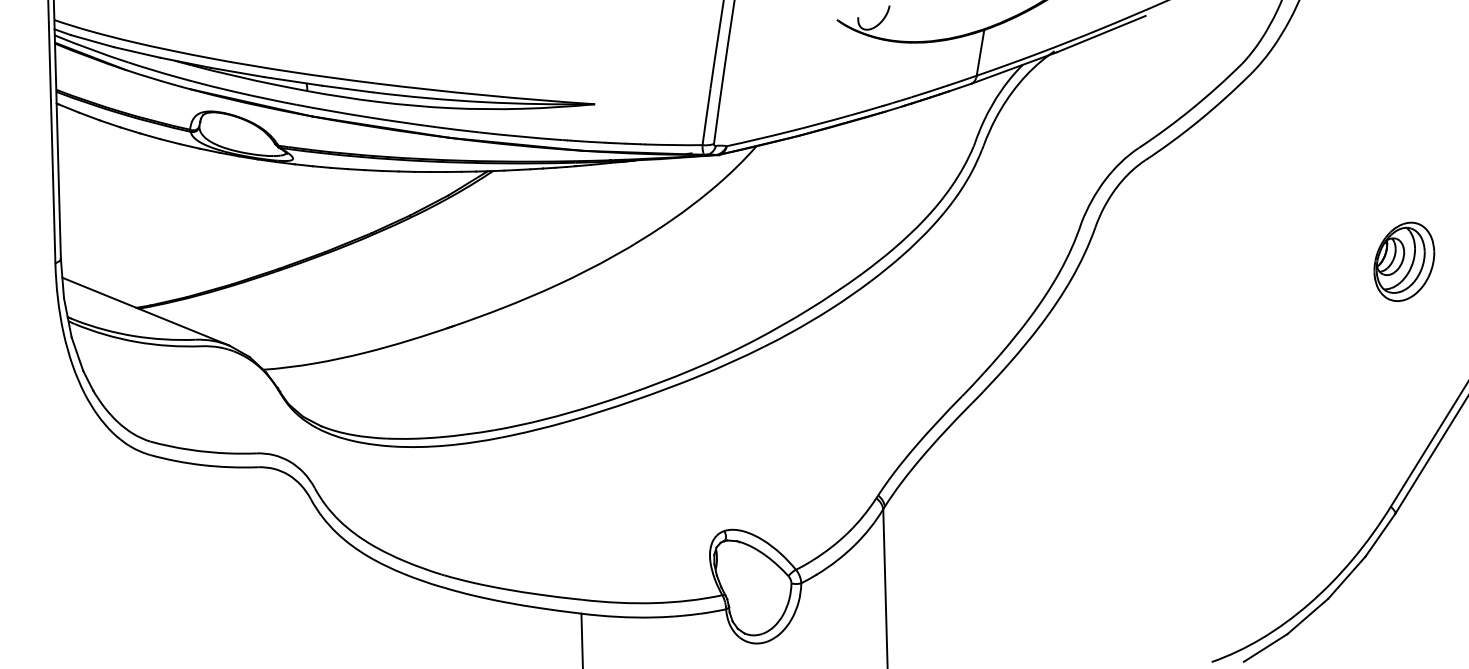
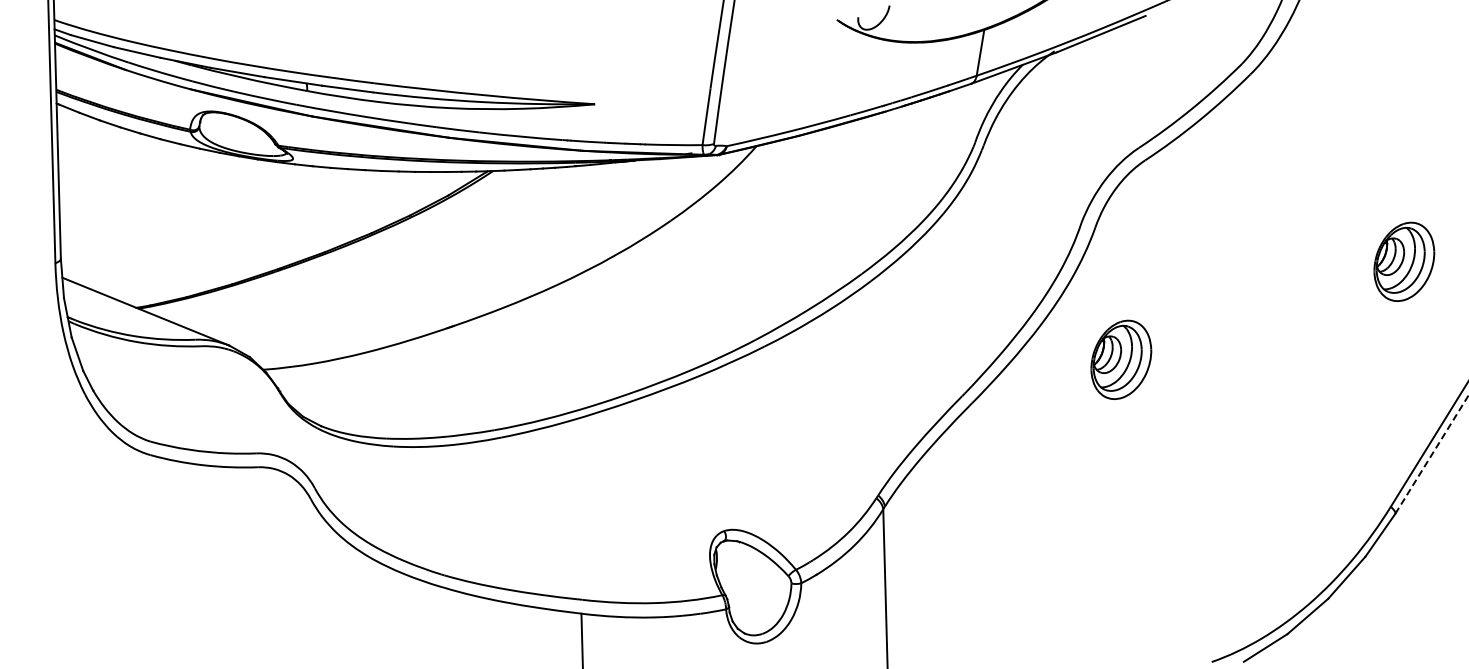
part: none -> present (1121, 359)
line: solid -> dashed (1431, 454)
